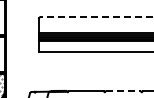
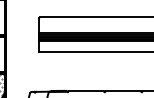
line: dashed -> solid (96, 17)
line: dashed -> solid (123, 91)
